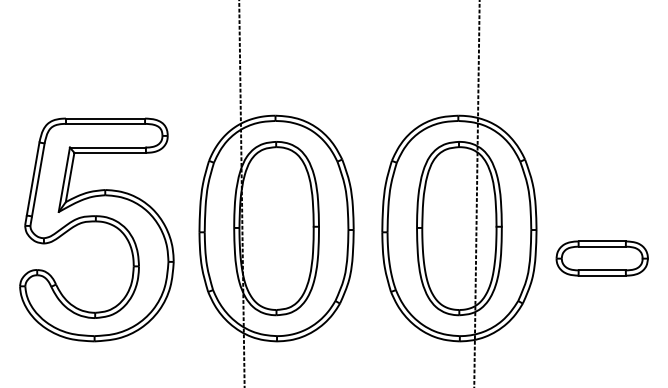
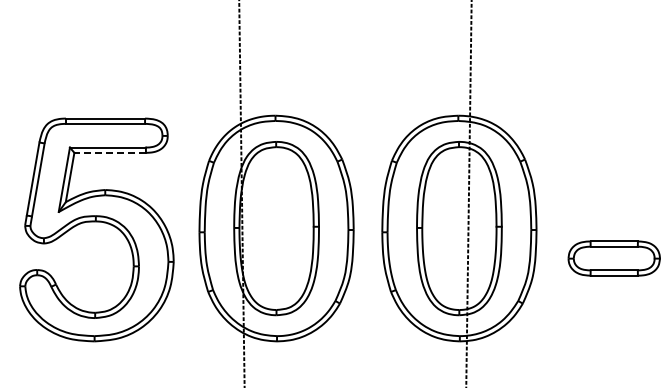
line: solid -> dashed (110, 152)
line position: (476, 193) -> (468, 193) (468, 193)
part position: (601, 258) -> (613, 258) (613, 258)
